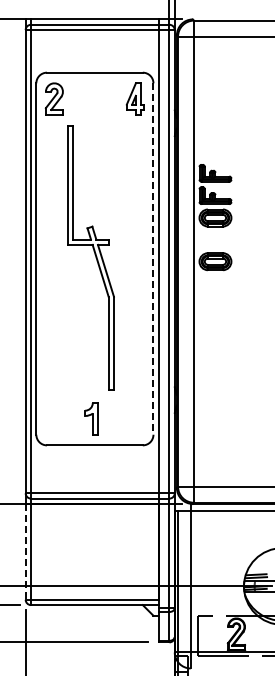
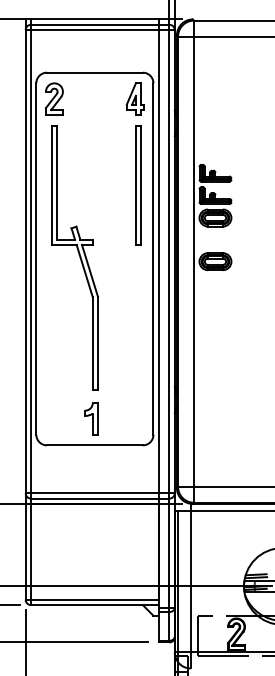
part: none -> present (138, 185)
part position: (90, 257) -> (74, 257) (74, 257)
line: dashed -> solid (153, 259)
line: dashed -> solid (25, 551)
